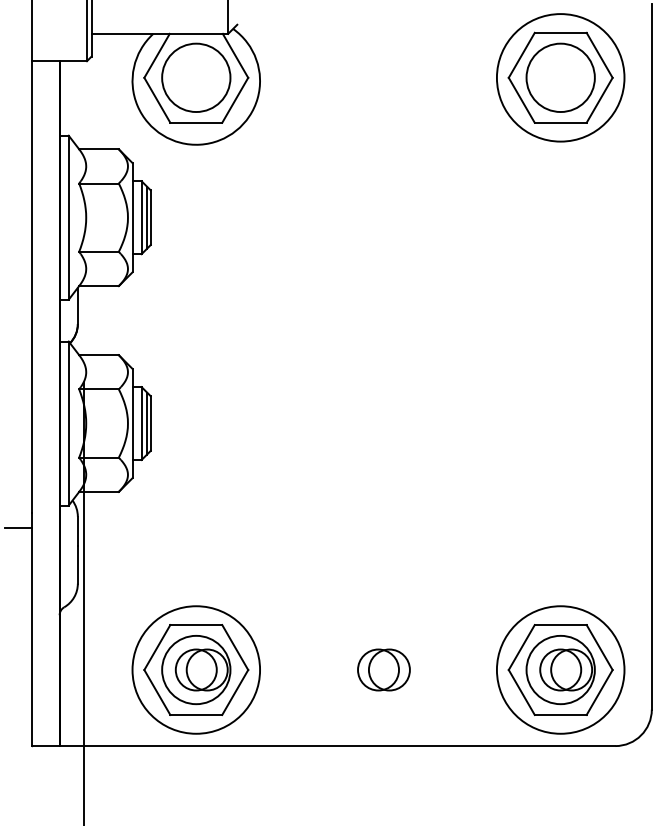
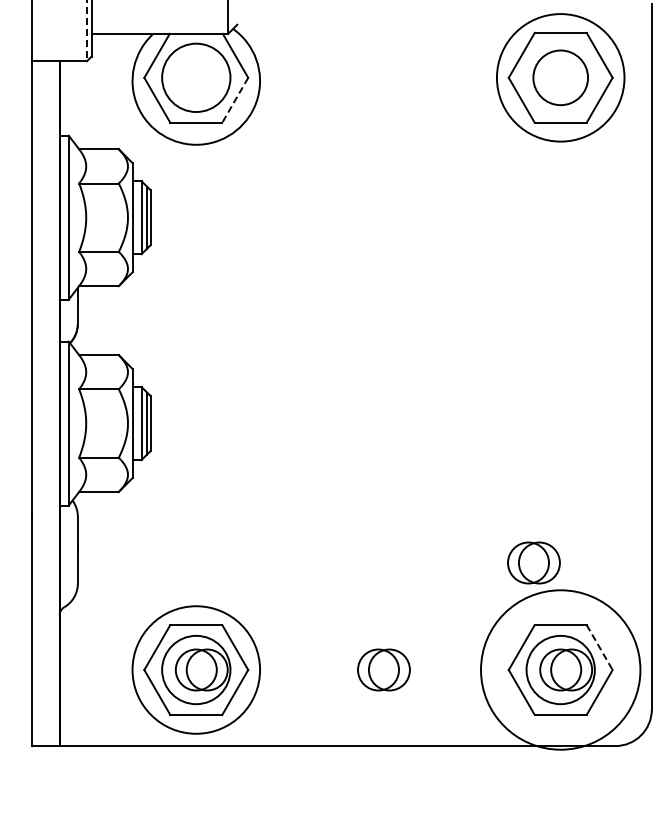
line: solid -> dashed (86, 31)
circle diameter: 68 px -> 55 px (560, 77)
line: solid -> dashed (235, 100)
line: present -> none (18, 527)
part: none -> present (533, 562)
line: present -> none (84, 602)
line: solid -> dashed (599, 647)
circle diameter: 128 px -> 159 px (560, 669)
